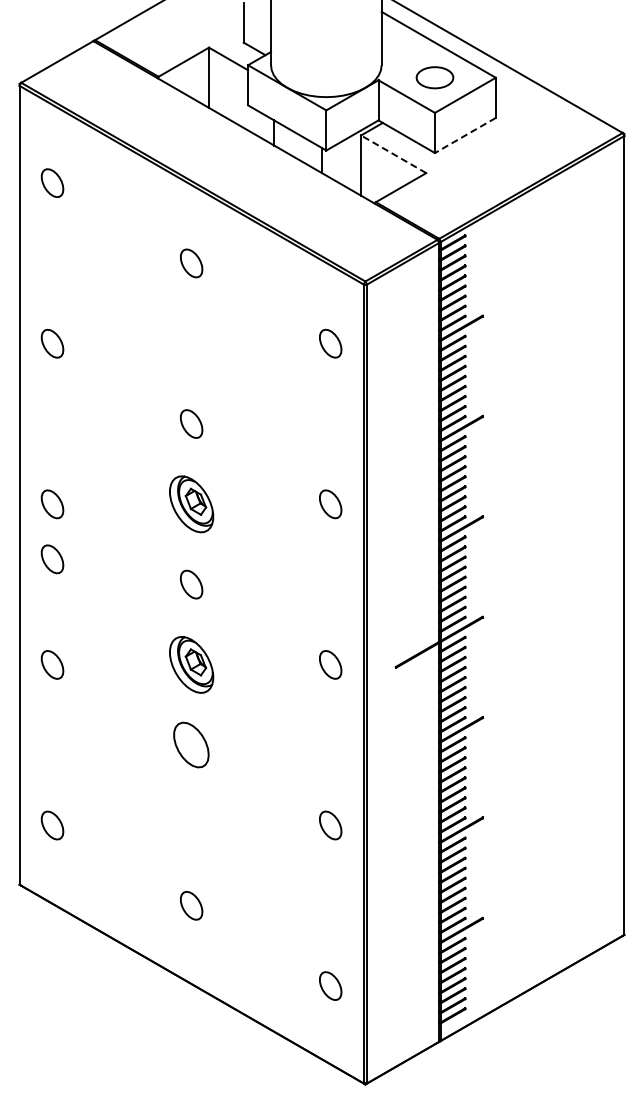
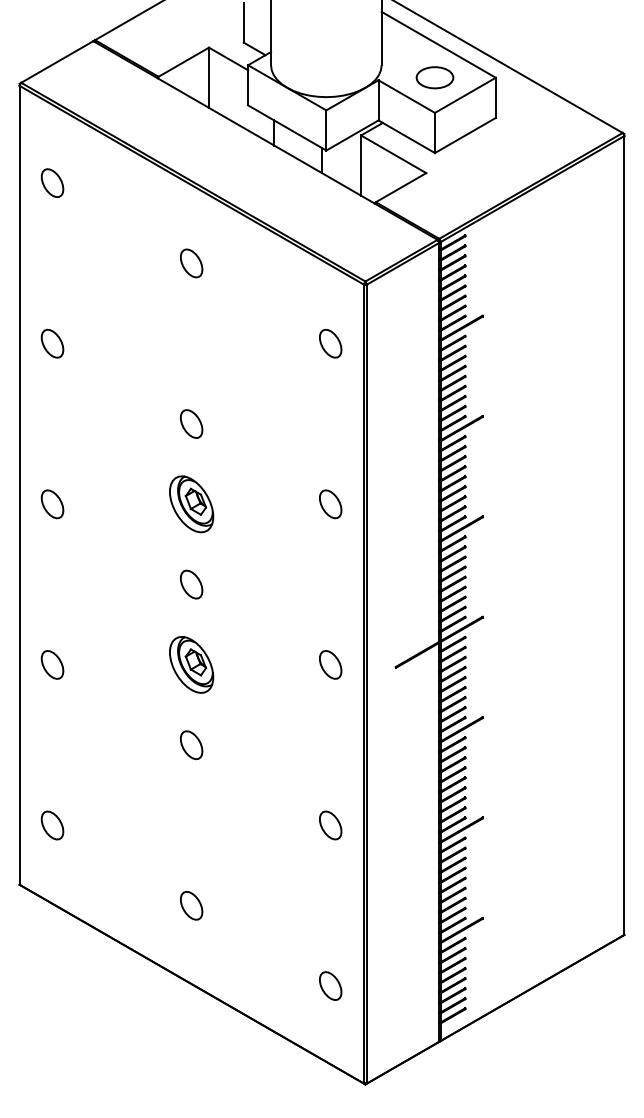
line: dashed -> solid (464, 135)
line: dashed -> solid (393, 154)
part: present -> none (52, 559)
part size: 37x48 px -> 24x31 px (191, 745)
